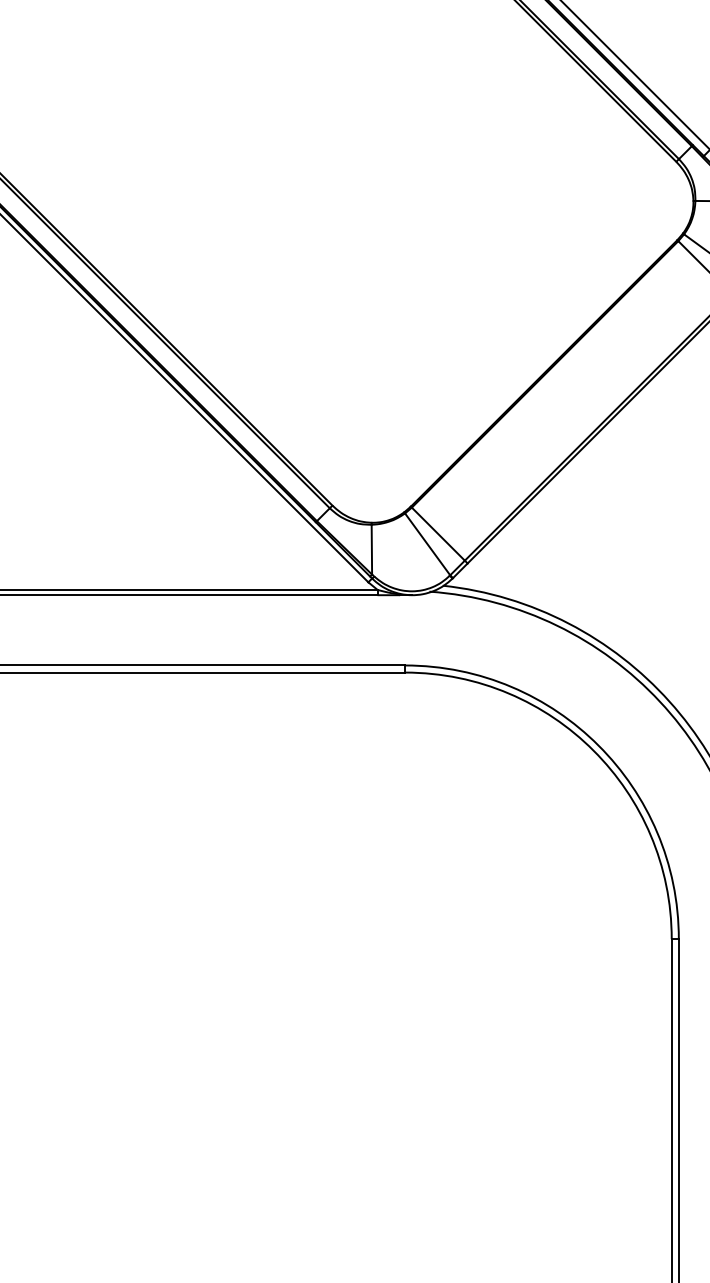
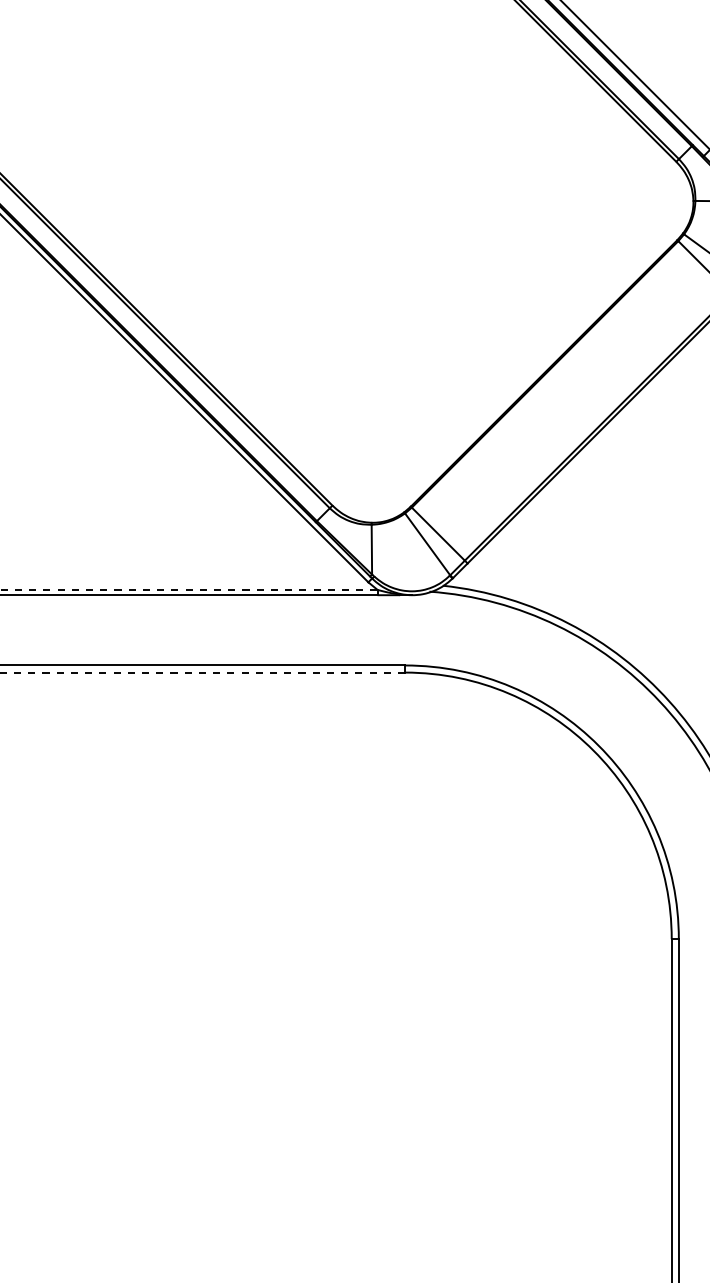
line: solid -> dashed (188, 589)
line: solid -> dashed (202, 672)
